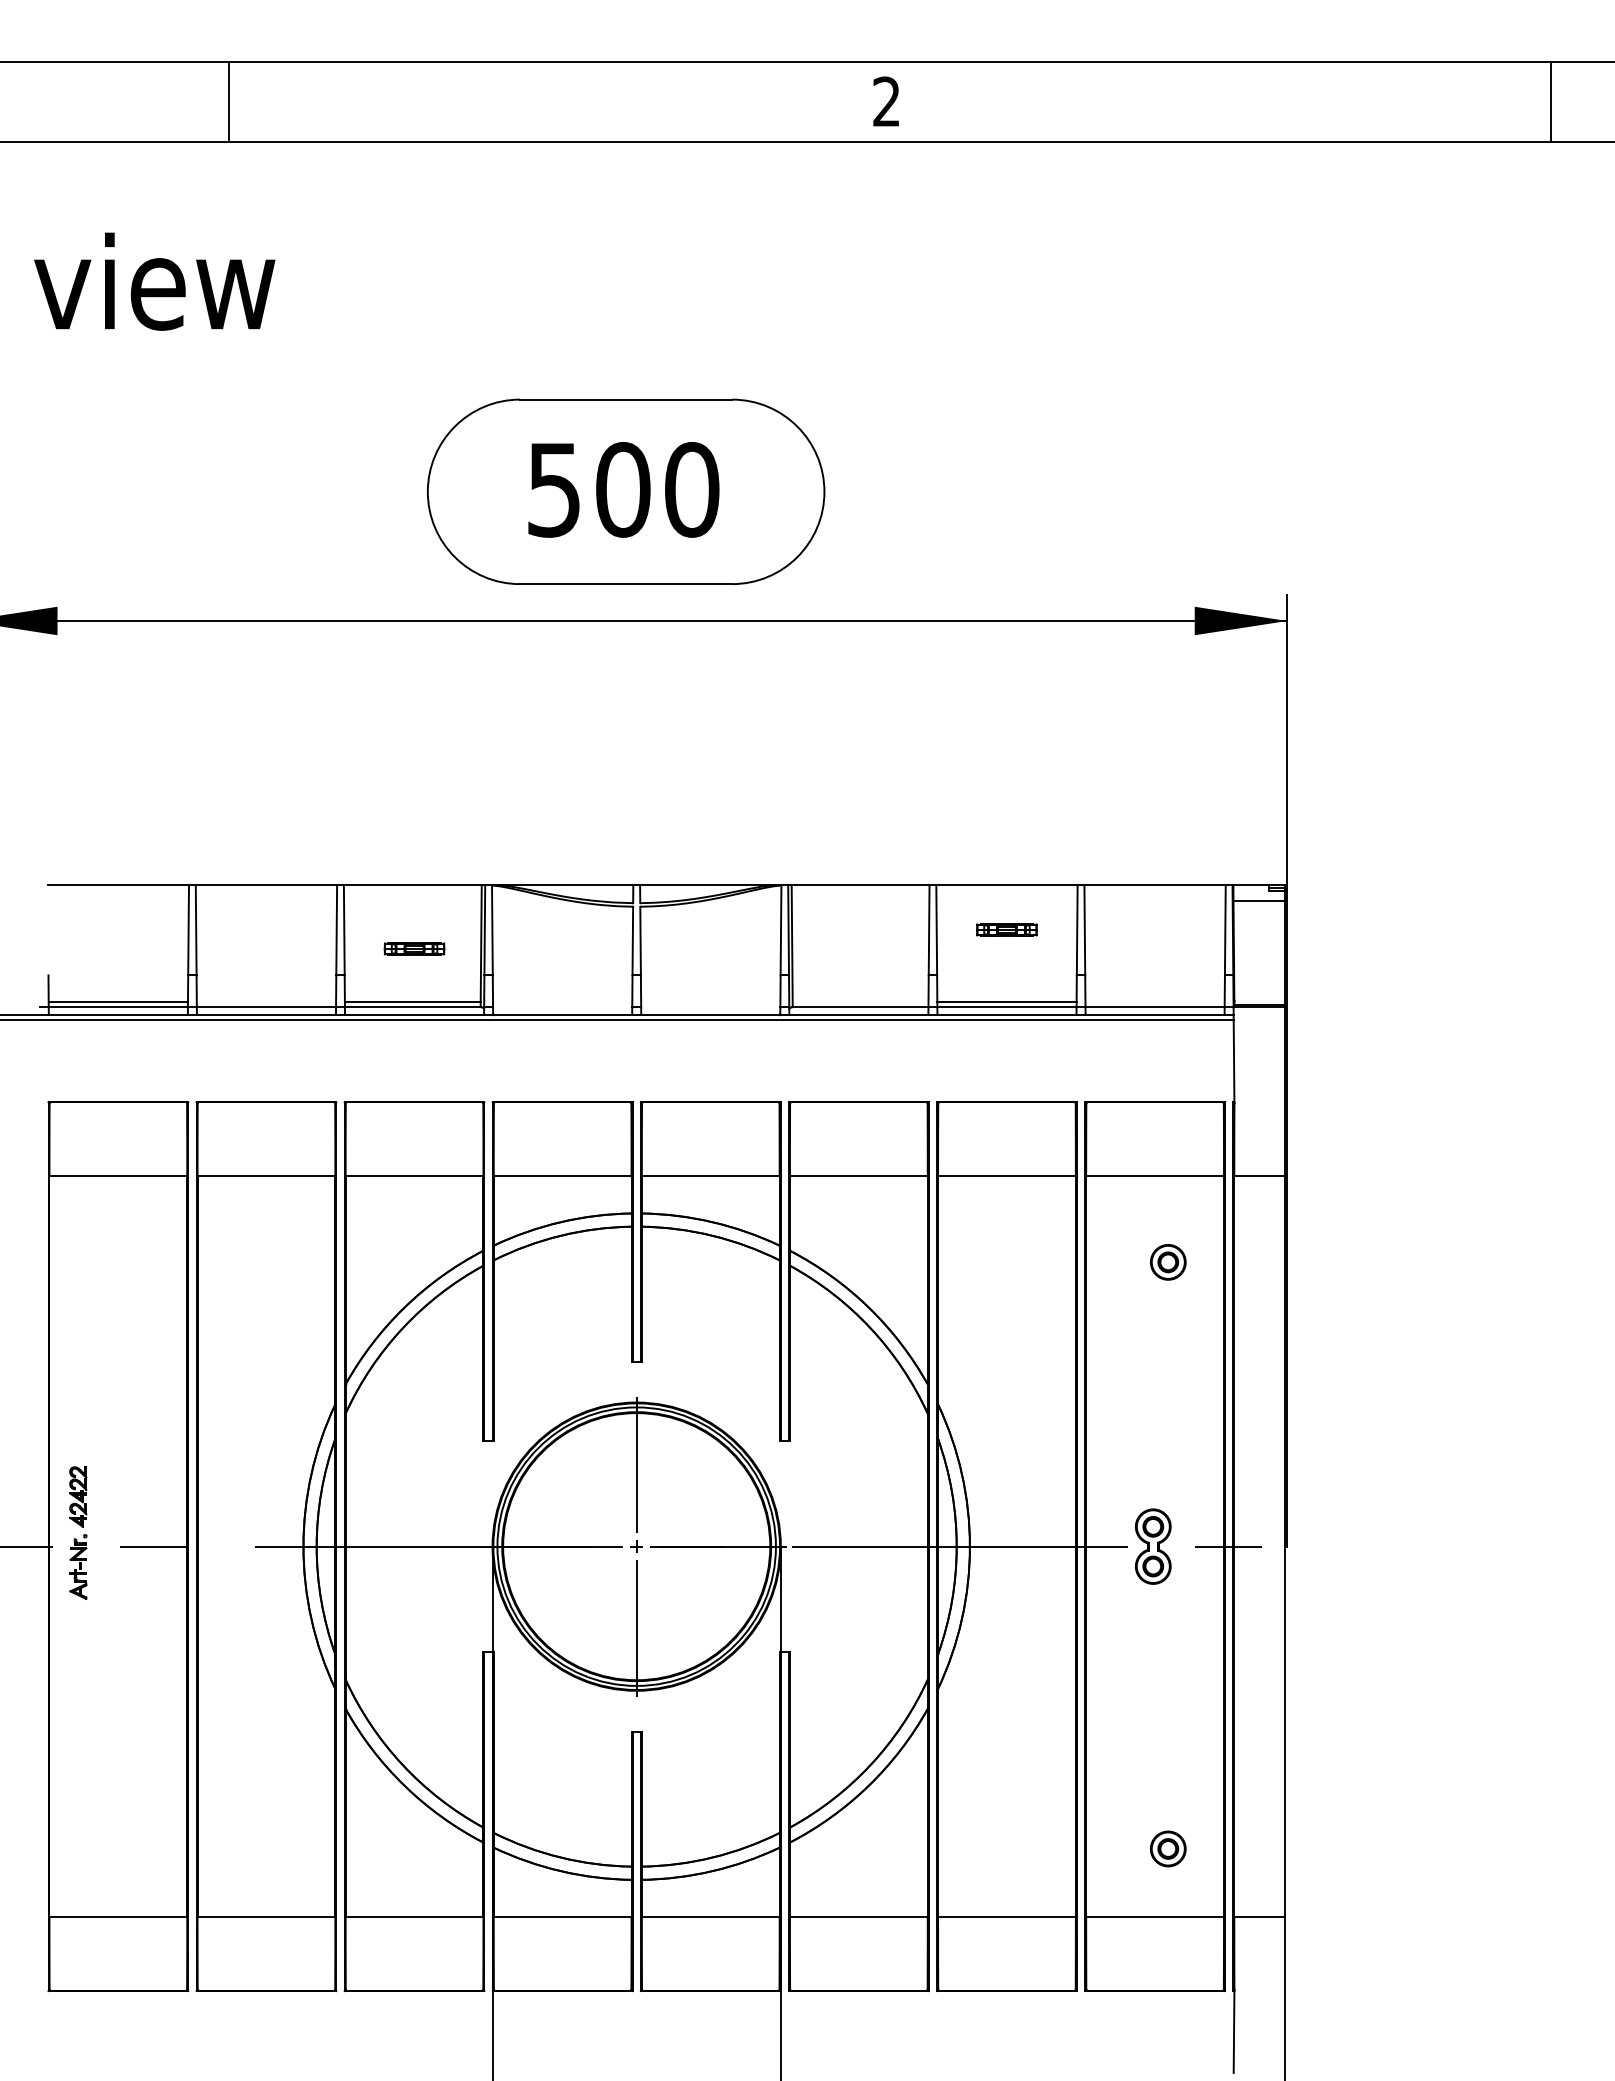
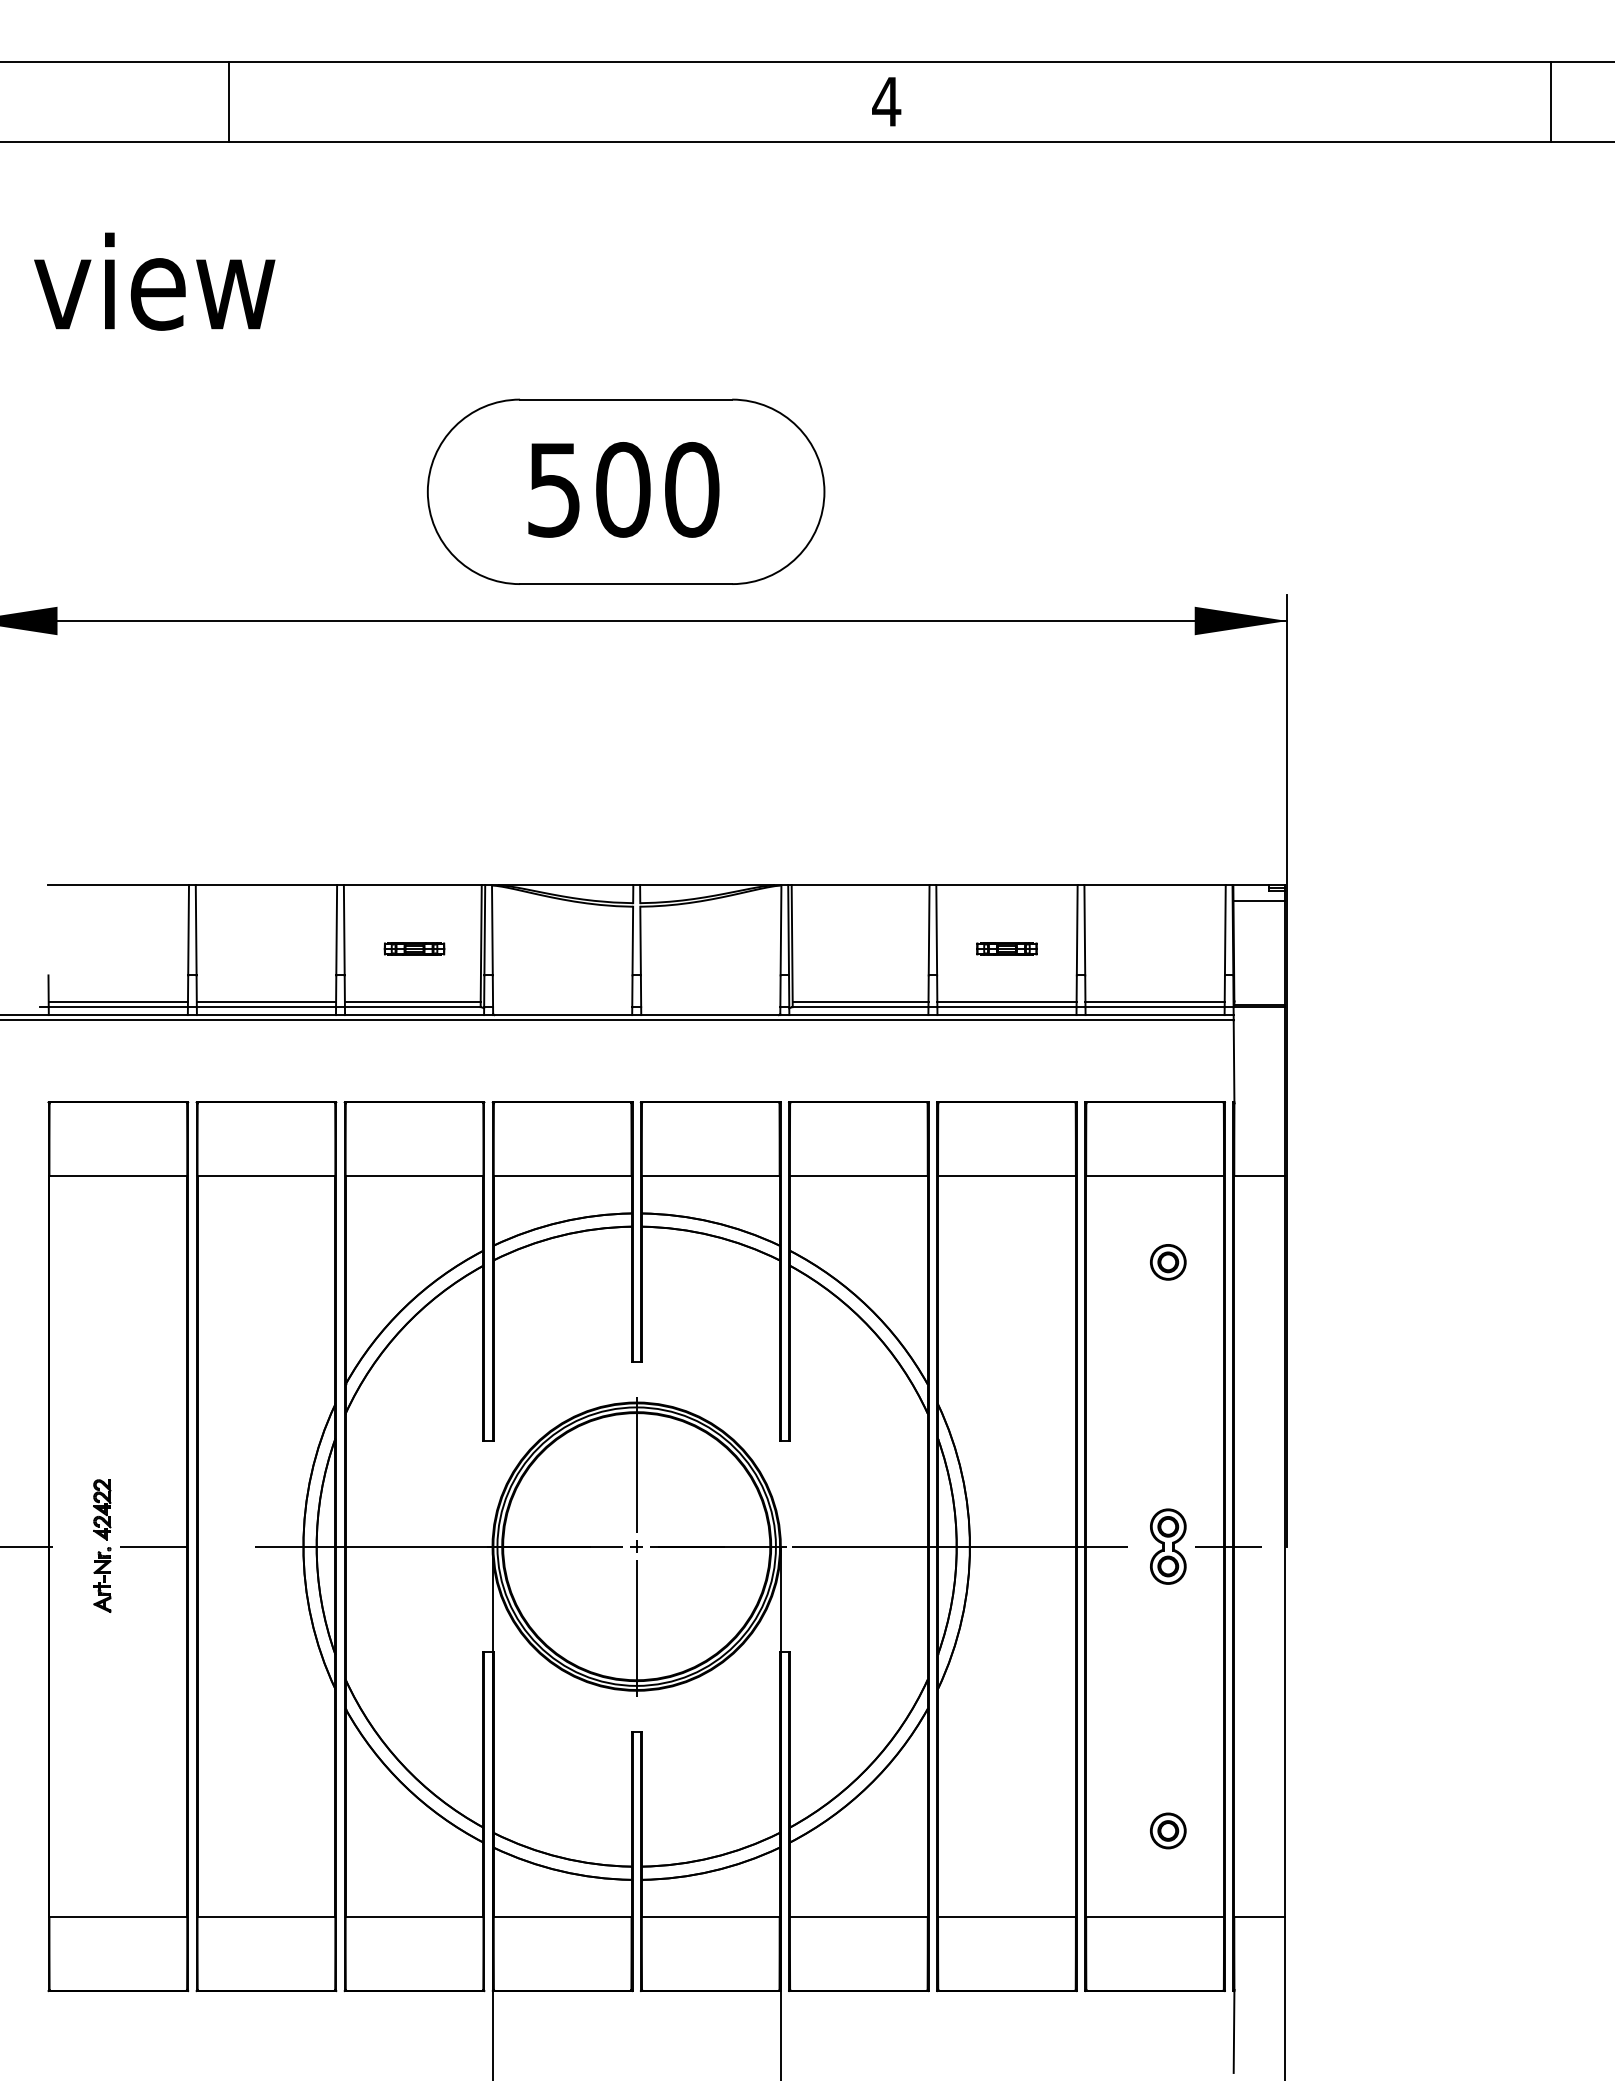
text: 2 -> 4 (886, 101)
part position: (1006, 929) -> (1006, 948) (1006, 948)
line: none -> present (266, 1001)
line: none -> present (860, 1001)
line: none -> present (1154, 1001)
part position: (78, 1532) -> (102, 1545) (102, 1545)
part position: (1153, 1546) -> (1168, 1546) (1168, 1546)
part position: (1168, 1848) -> (1168, 1830) (1168, 1830)
